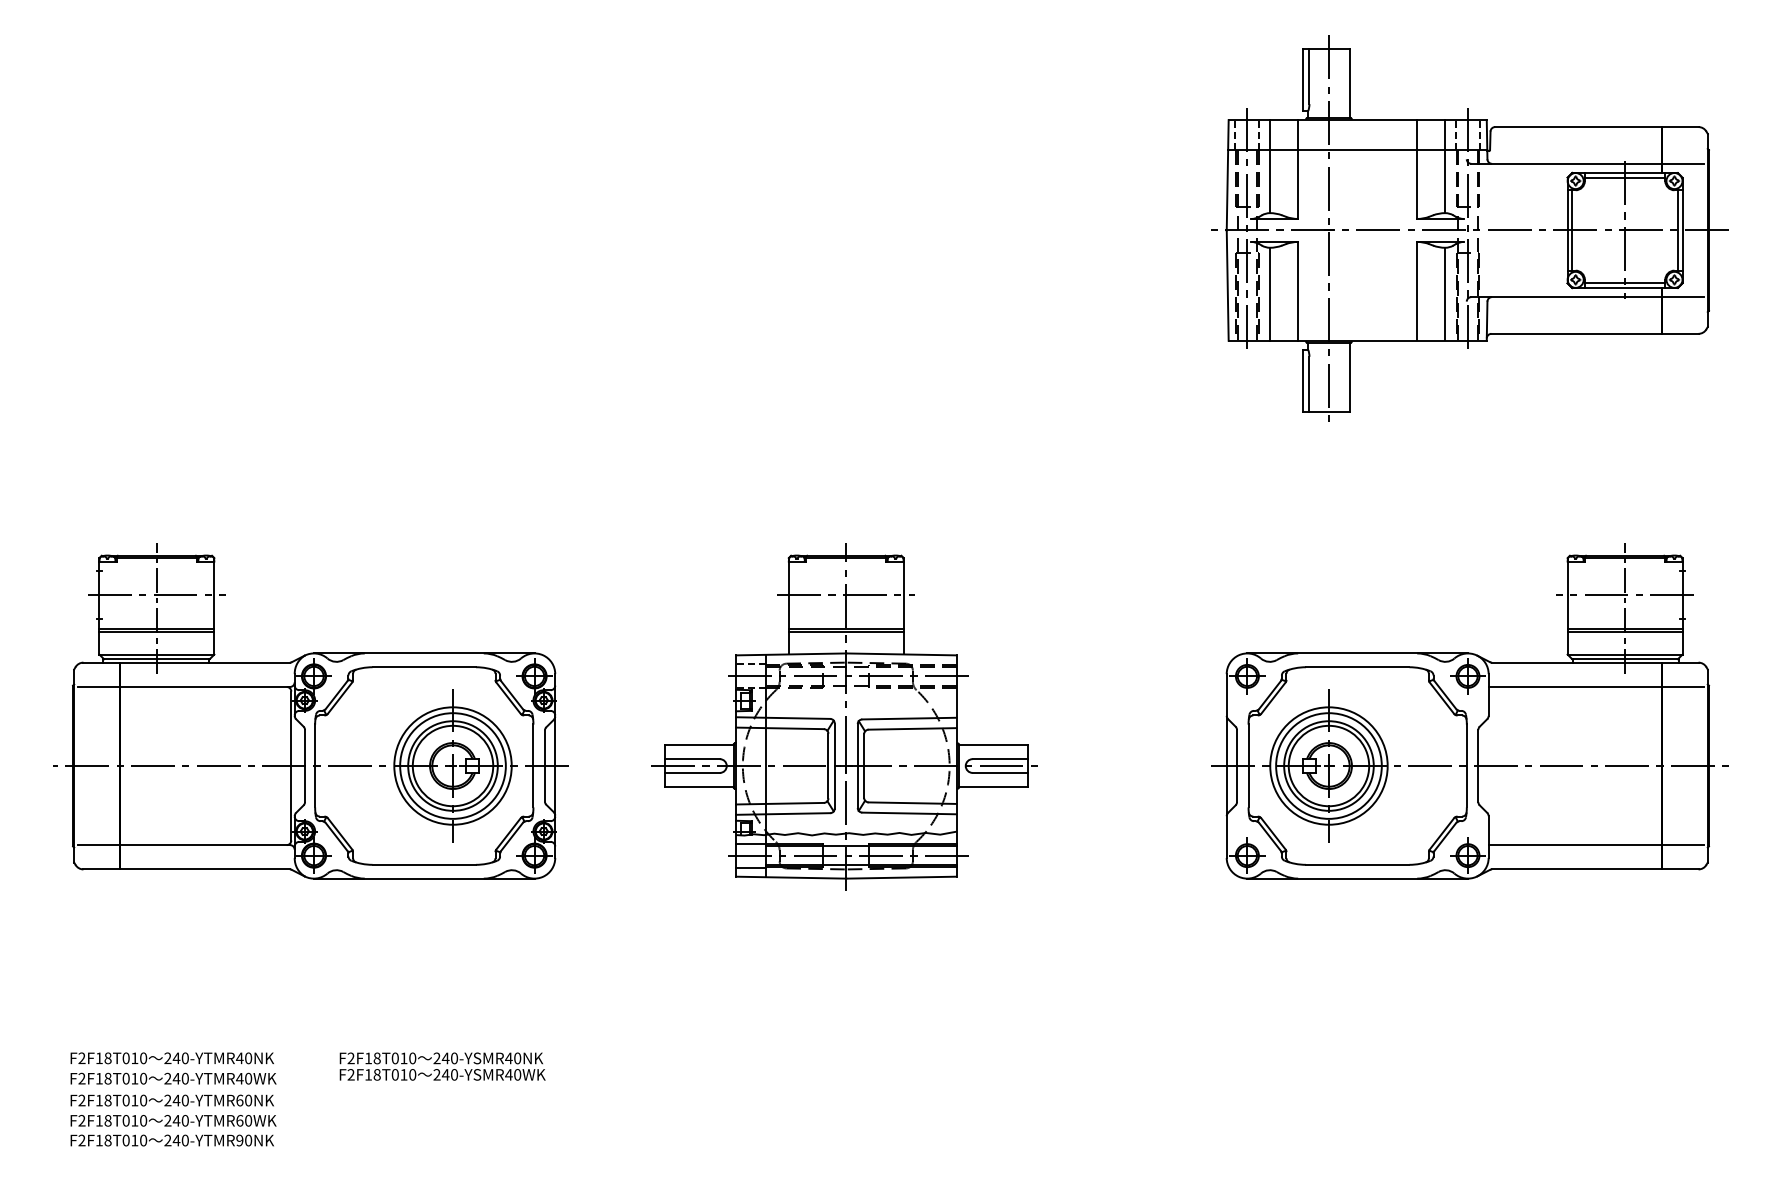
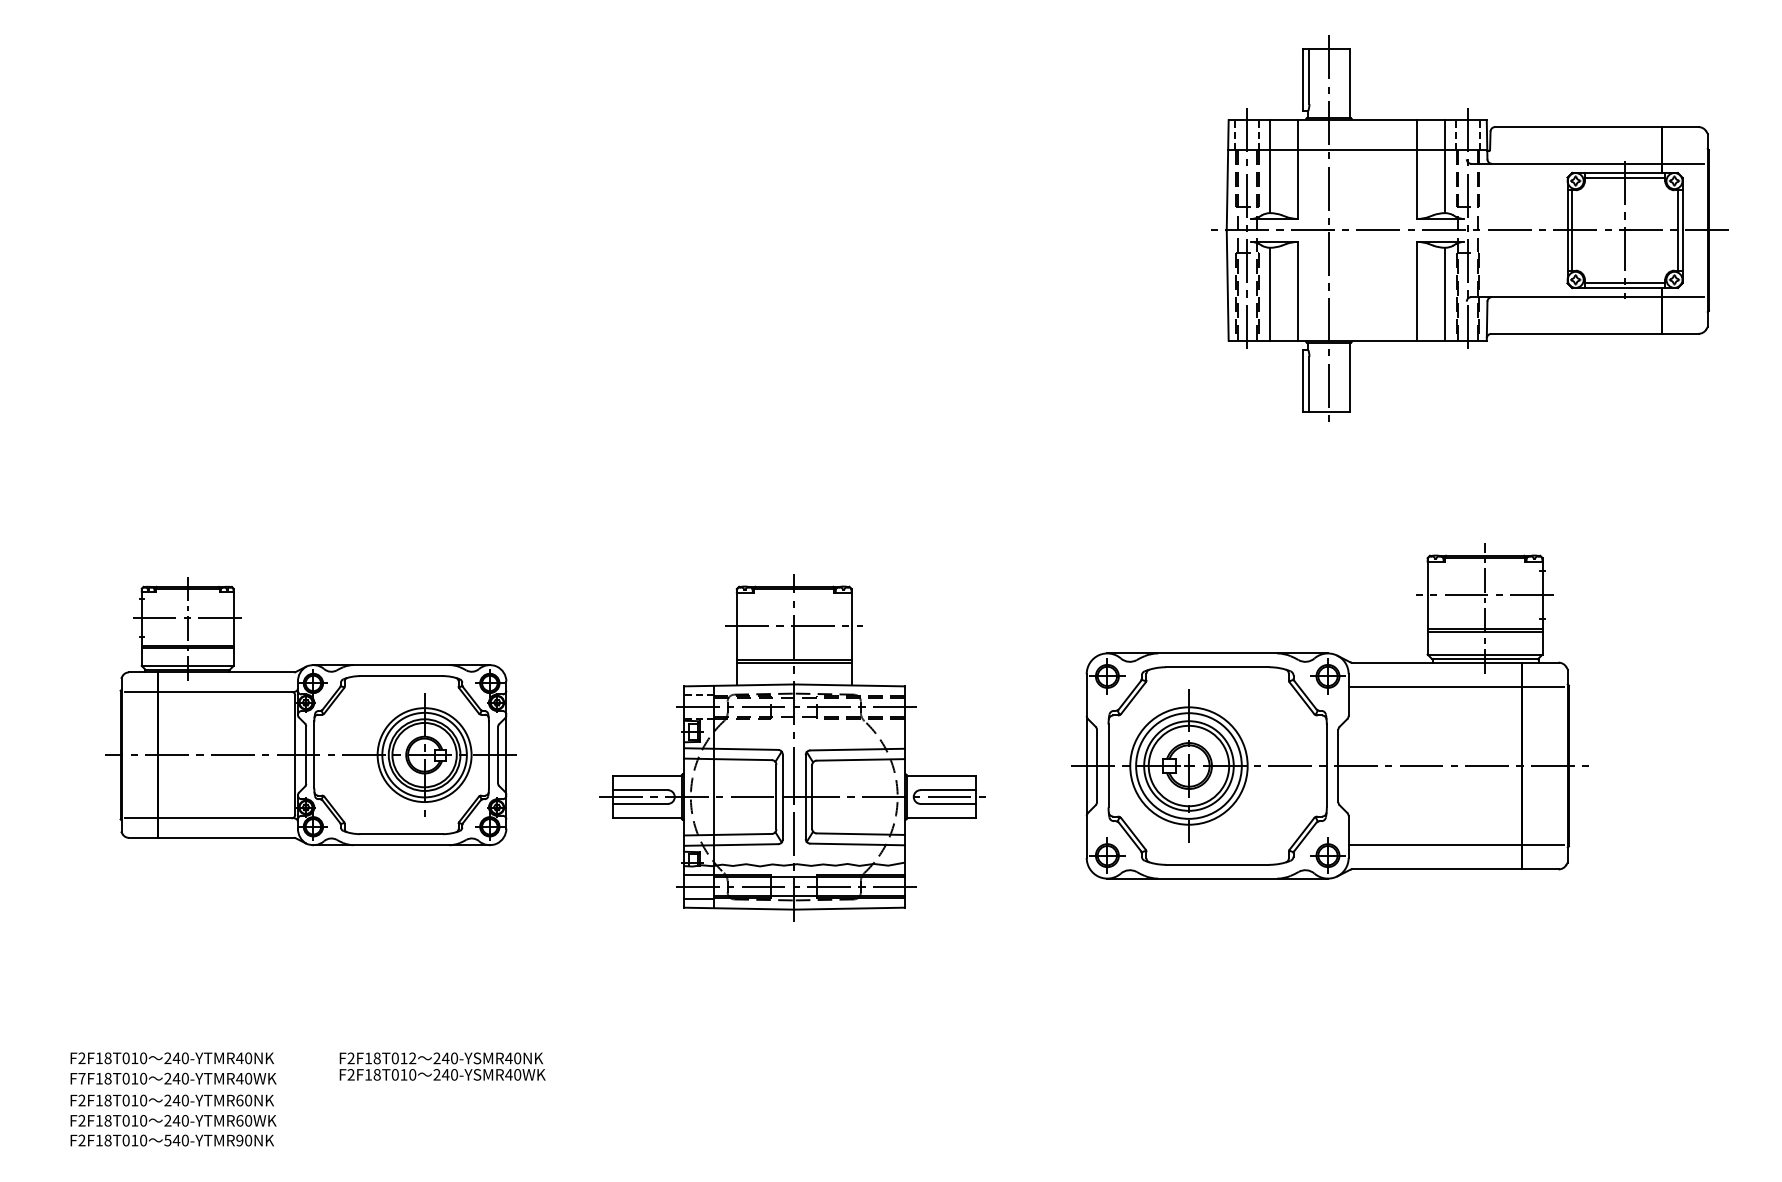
part size: 516x337 px -> 412x270 px (310, 711)
part position: (1469, 711) -> (1329, 711) (1329, 711)
part position: (844, 716) -> (792, 747) (792, 747)
text: F2F18T010 -> F2F18T012 (412, 1058)
text: F2F18T010 -> F7F18T010 (81, 1078)
text: 240-YTMR90NK -> 540-YTMR90NK (167, 1140)
